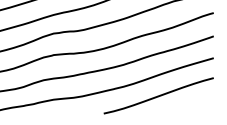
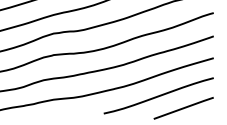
line: none -> present (183, 108)
